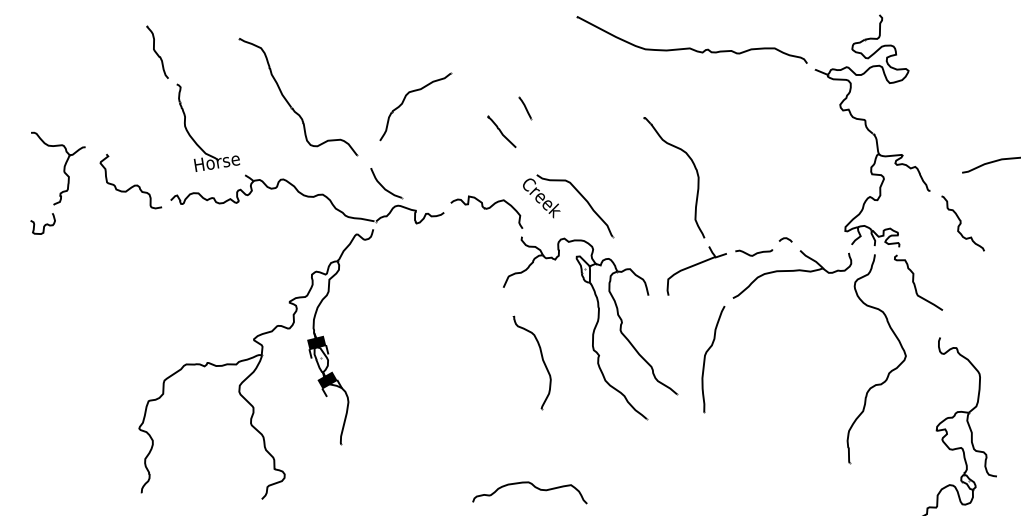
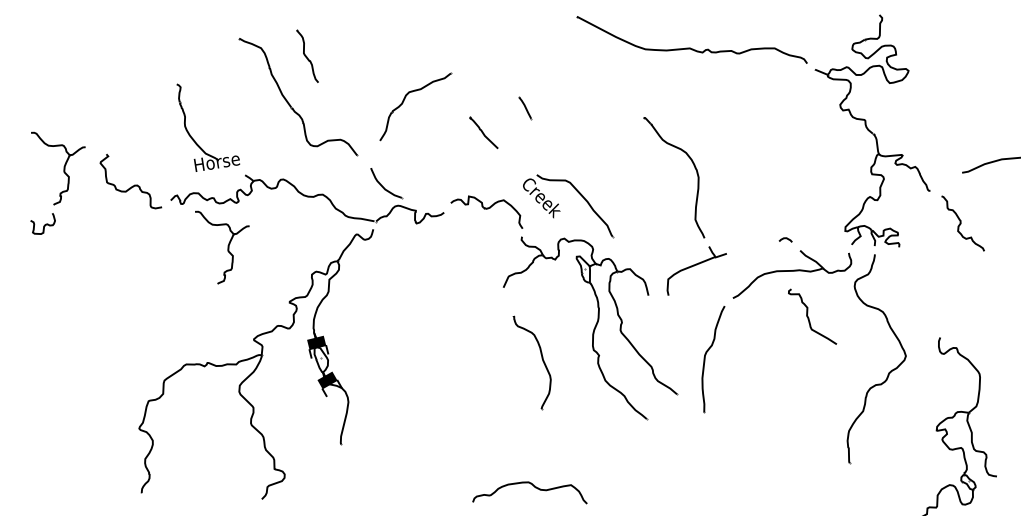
part position: (157, 51) -> (307, 55) (307, 55)
part position: (501, 131) -> (483, 132) (483, 132)
part: none -> present (222, 247)
curve: present -> none (754, 253)
curve position: (915, 284) -> (809, 318) (809, 318)
